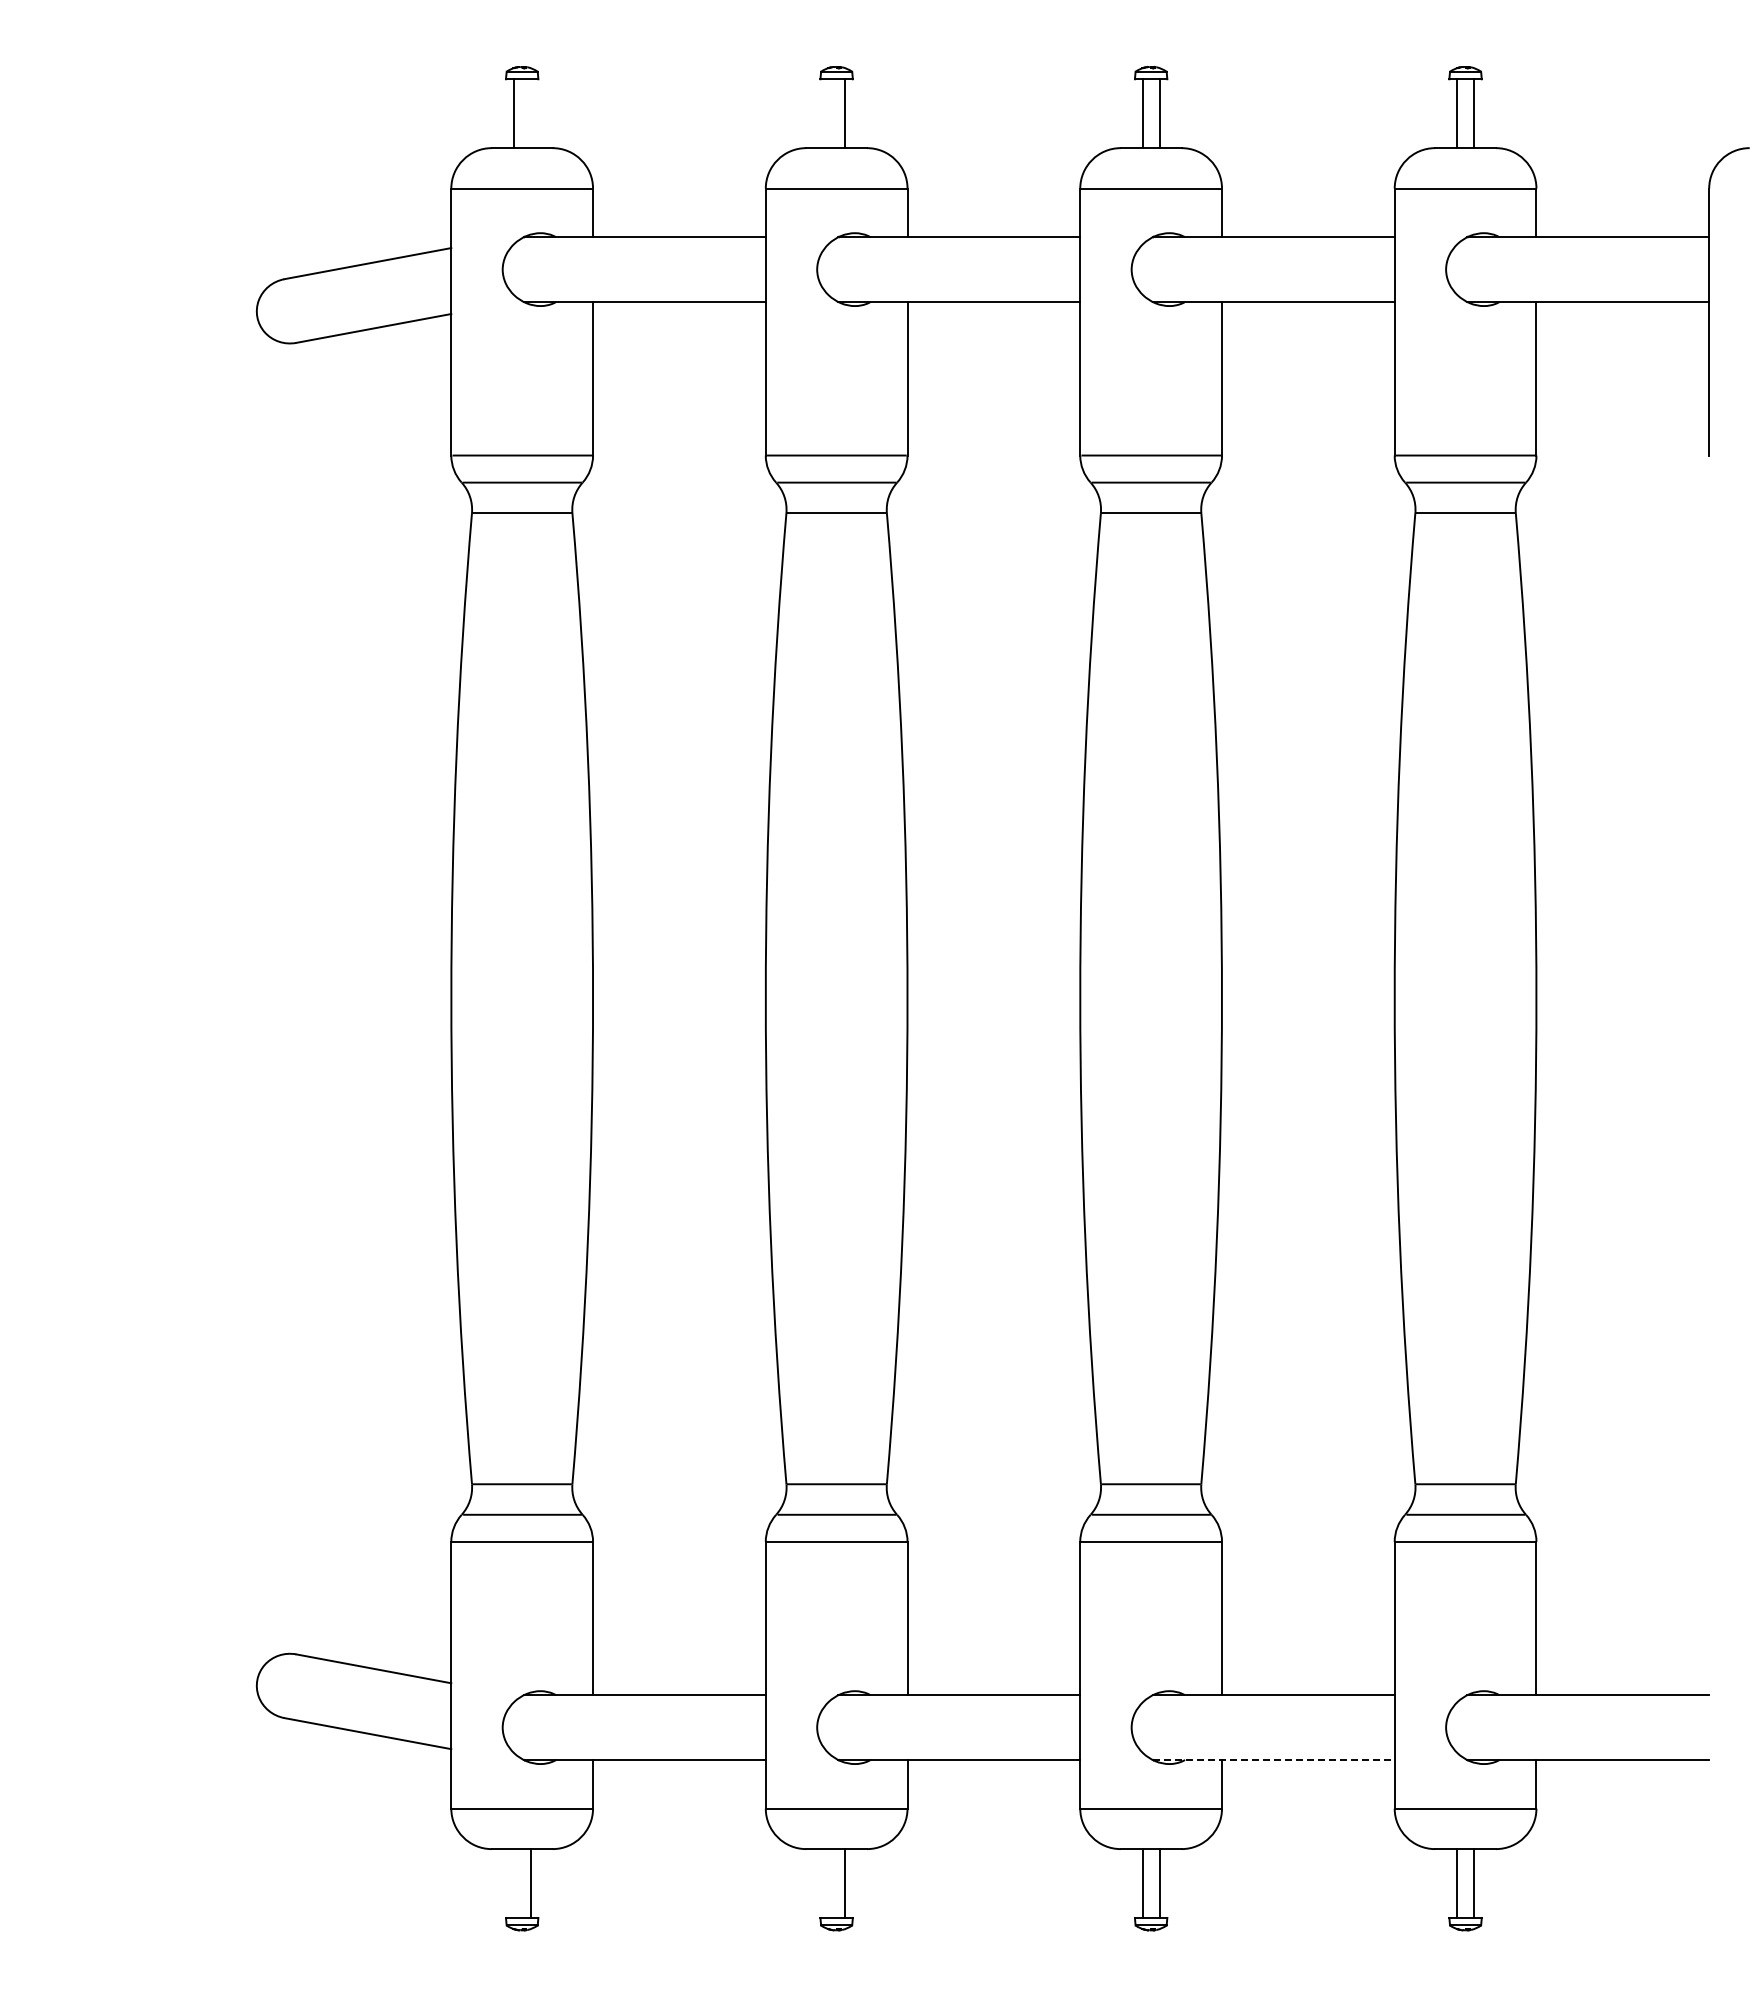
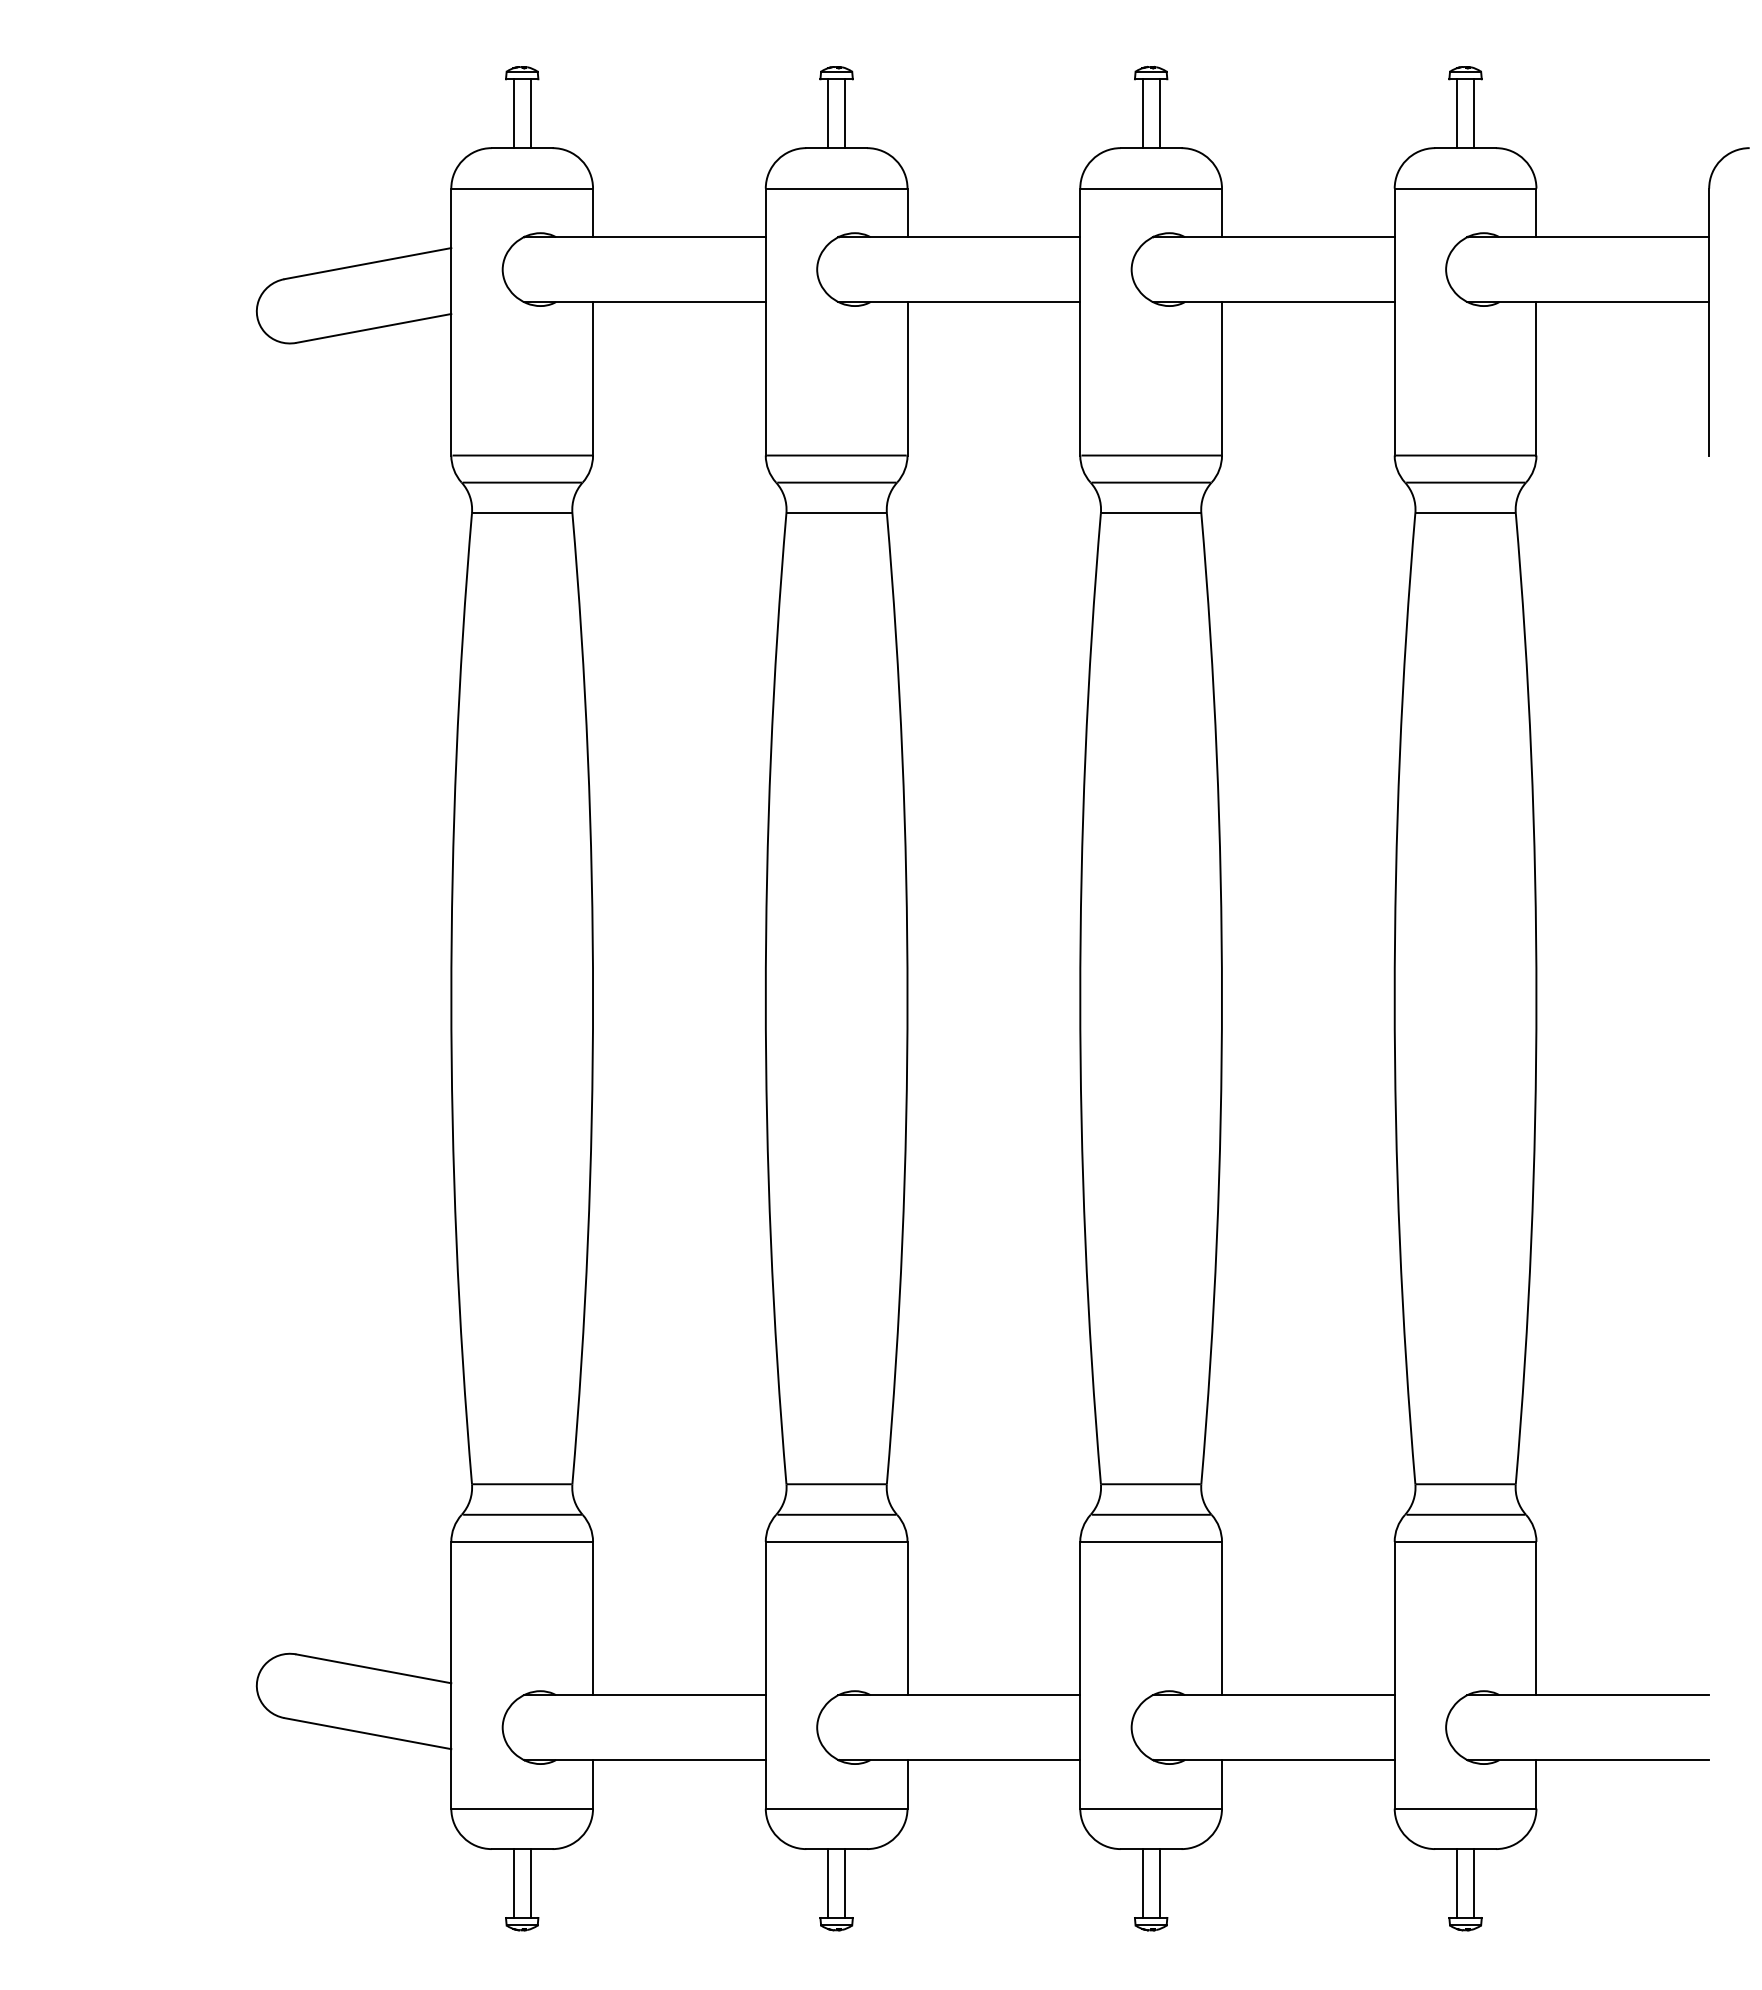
line: none -> present (530, 113)
line: none -> present (828, 113)
line: dashed -> solid (1273, 1760)
line: none -> present (513, 1883)
line: none -> present (828, 1883)
